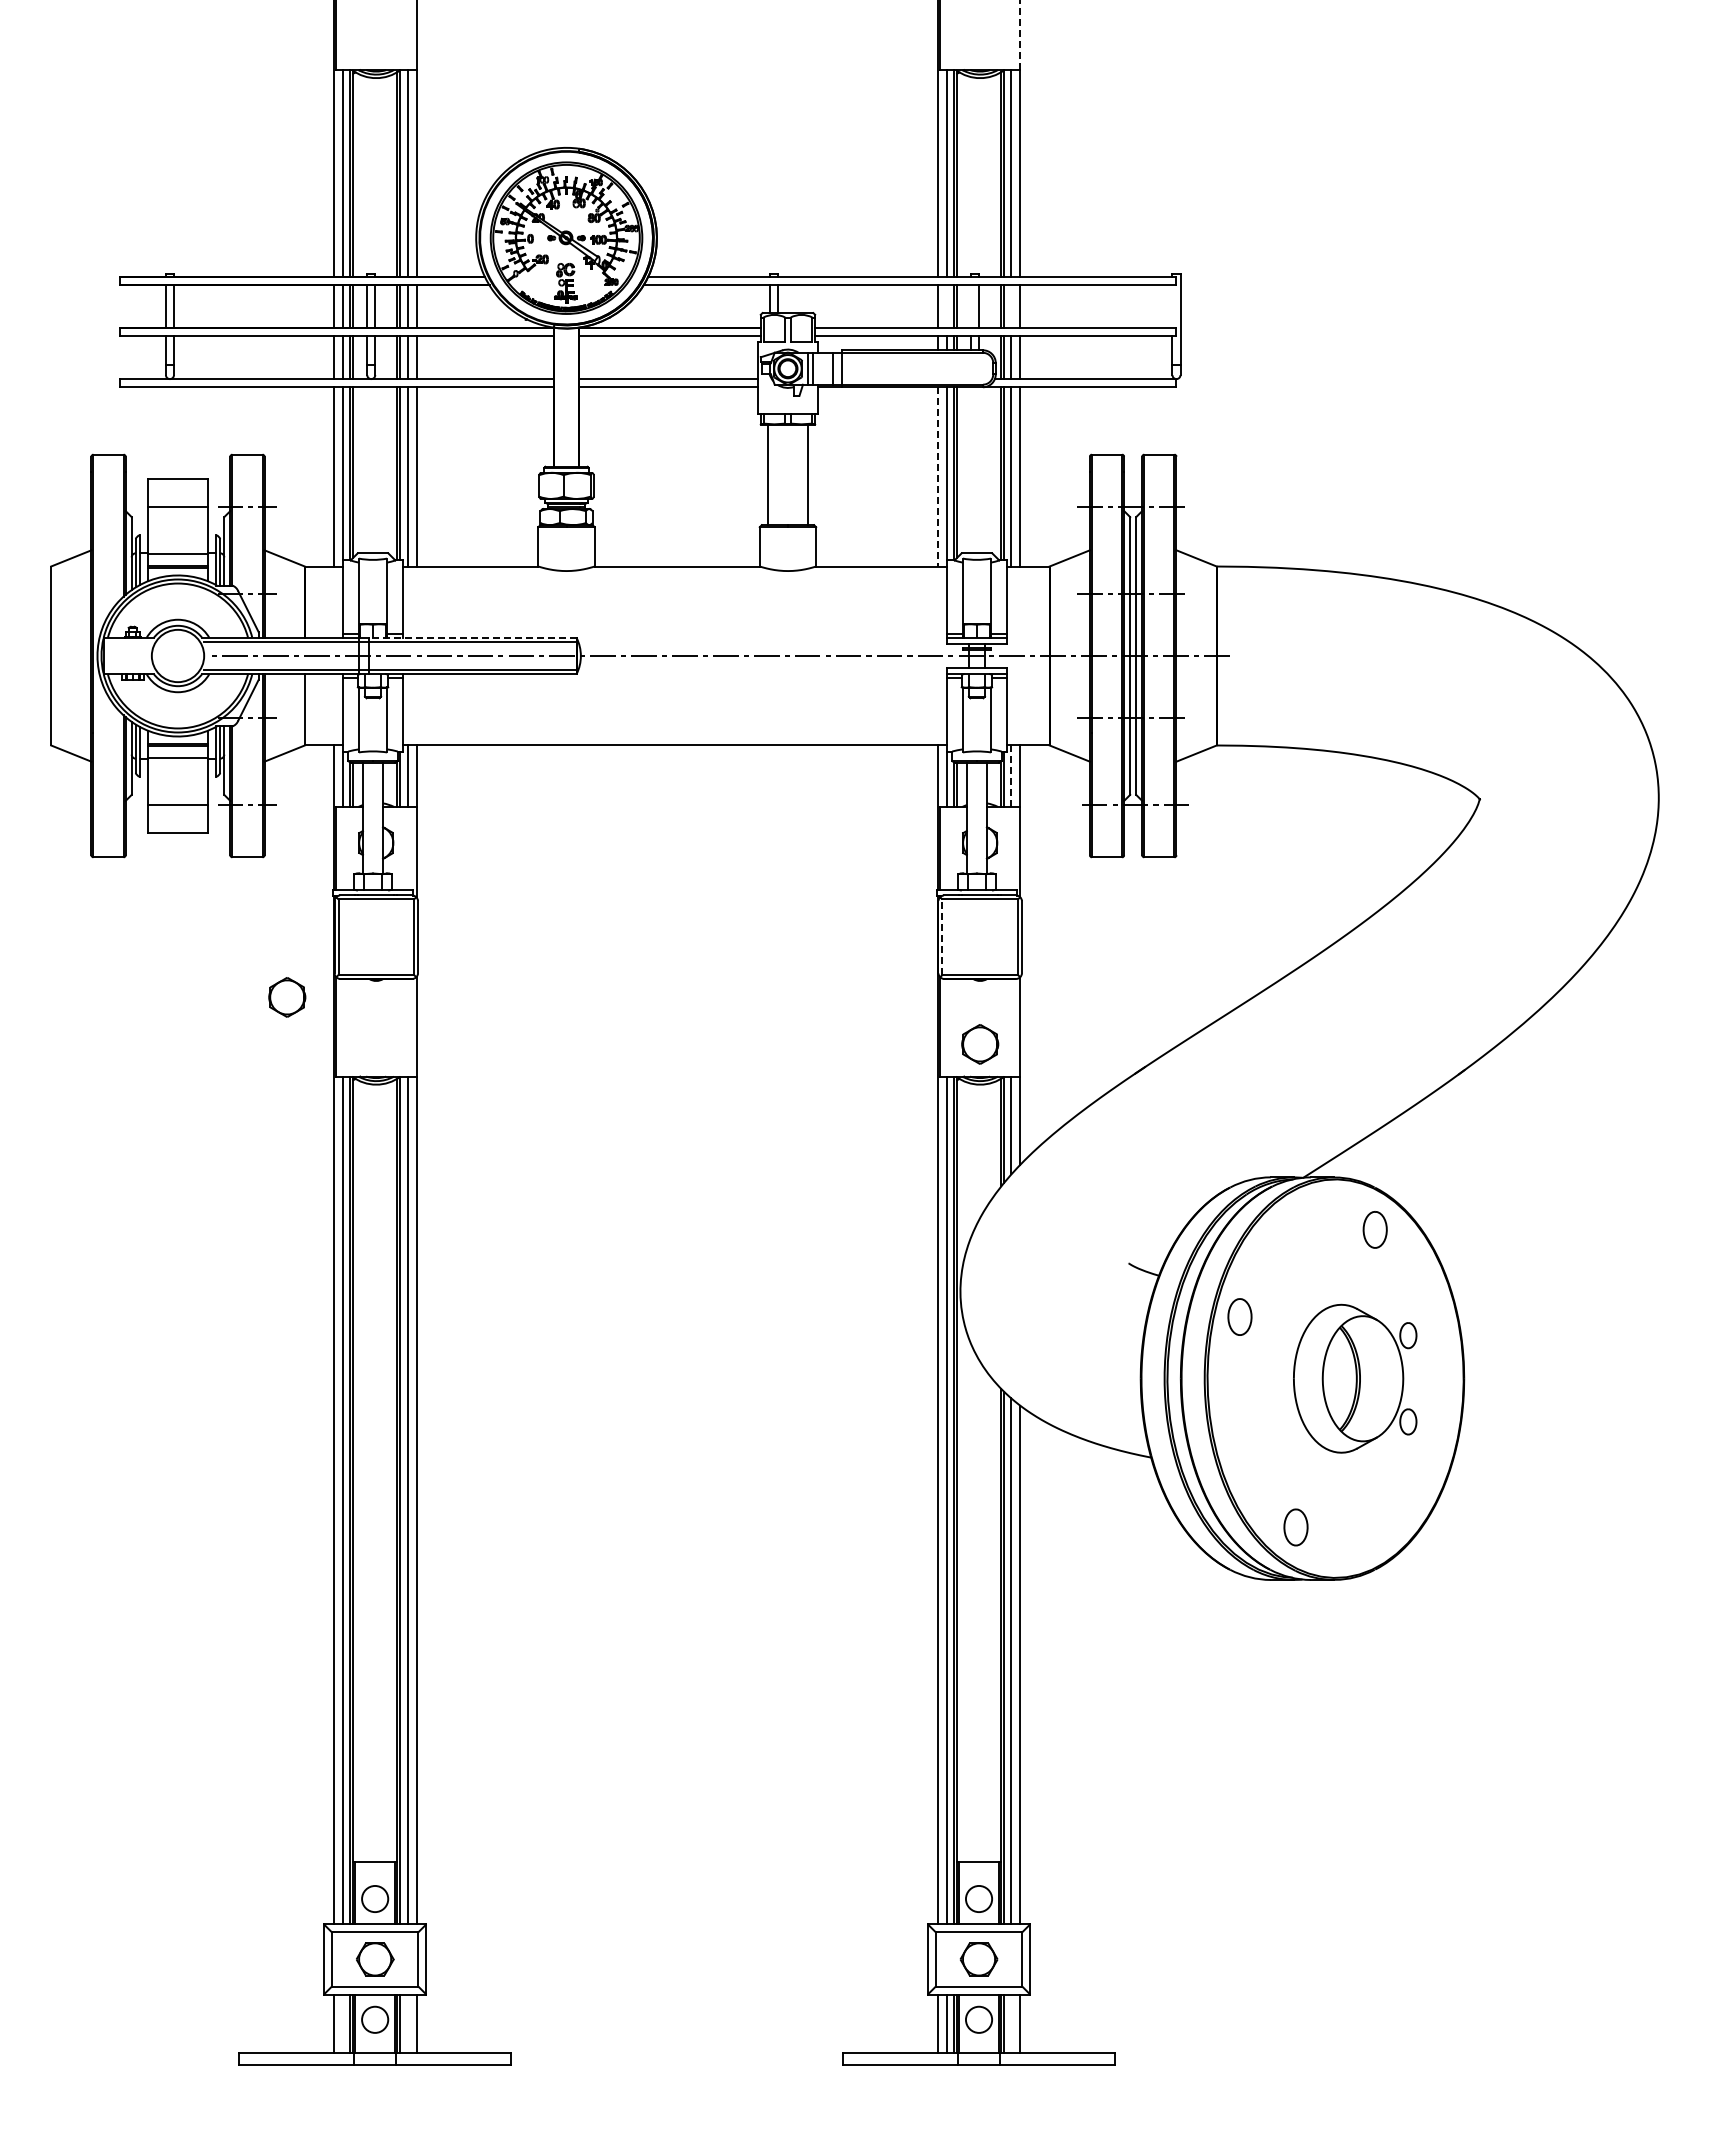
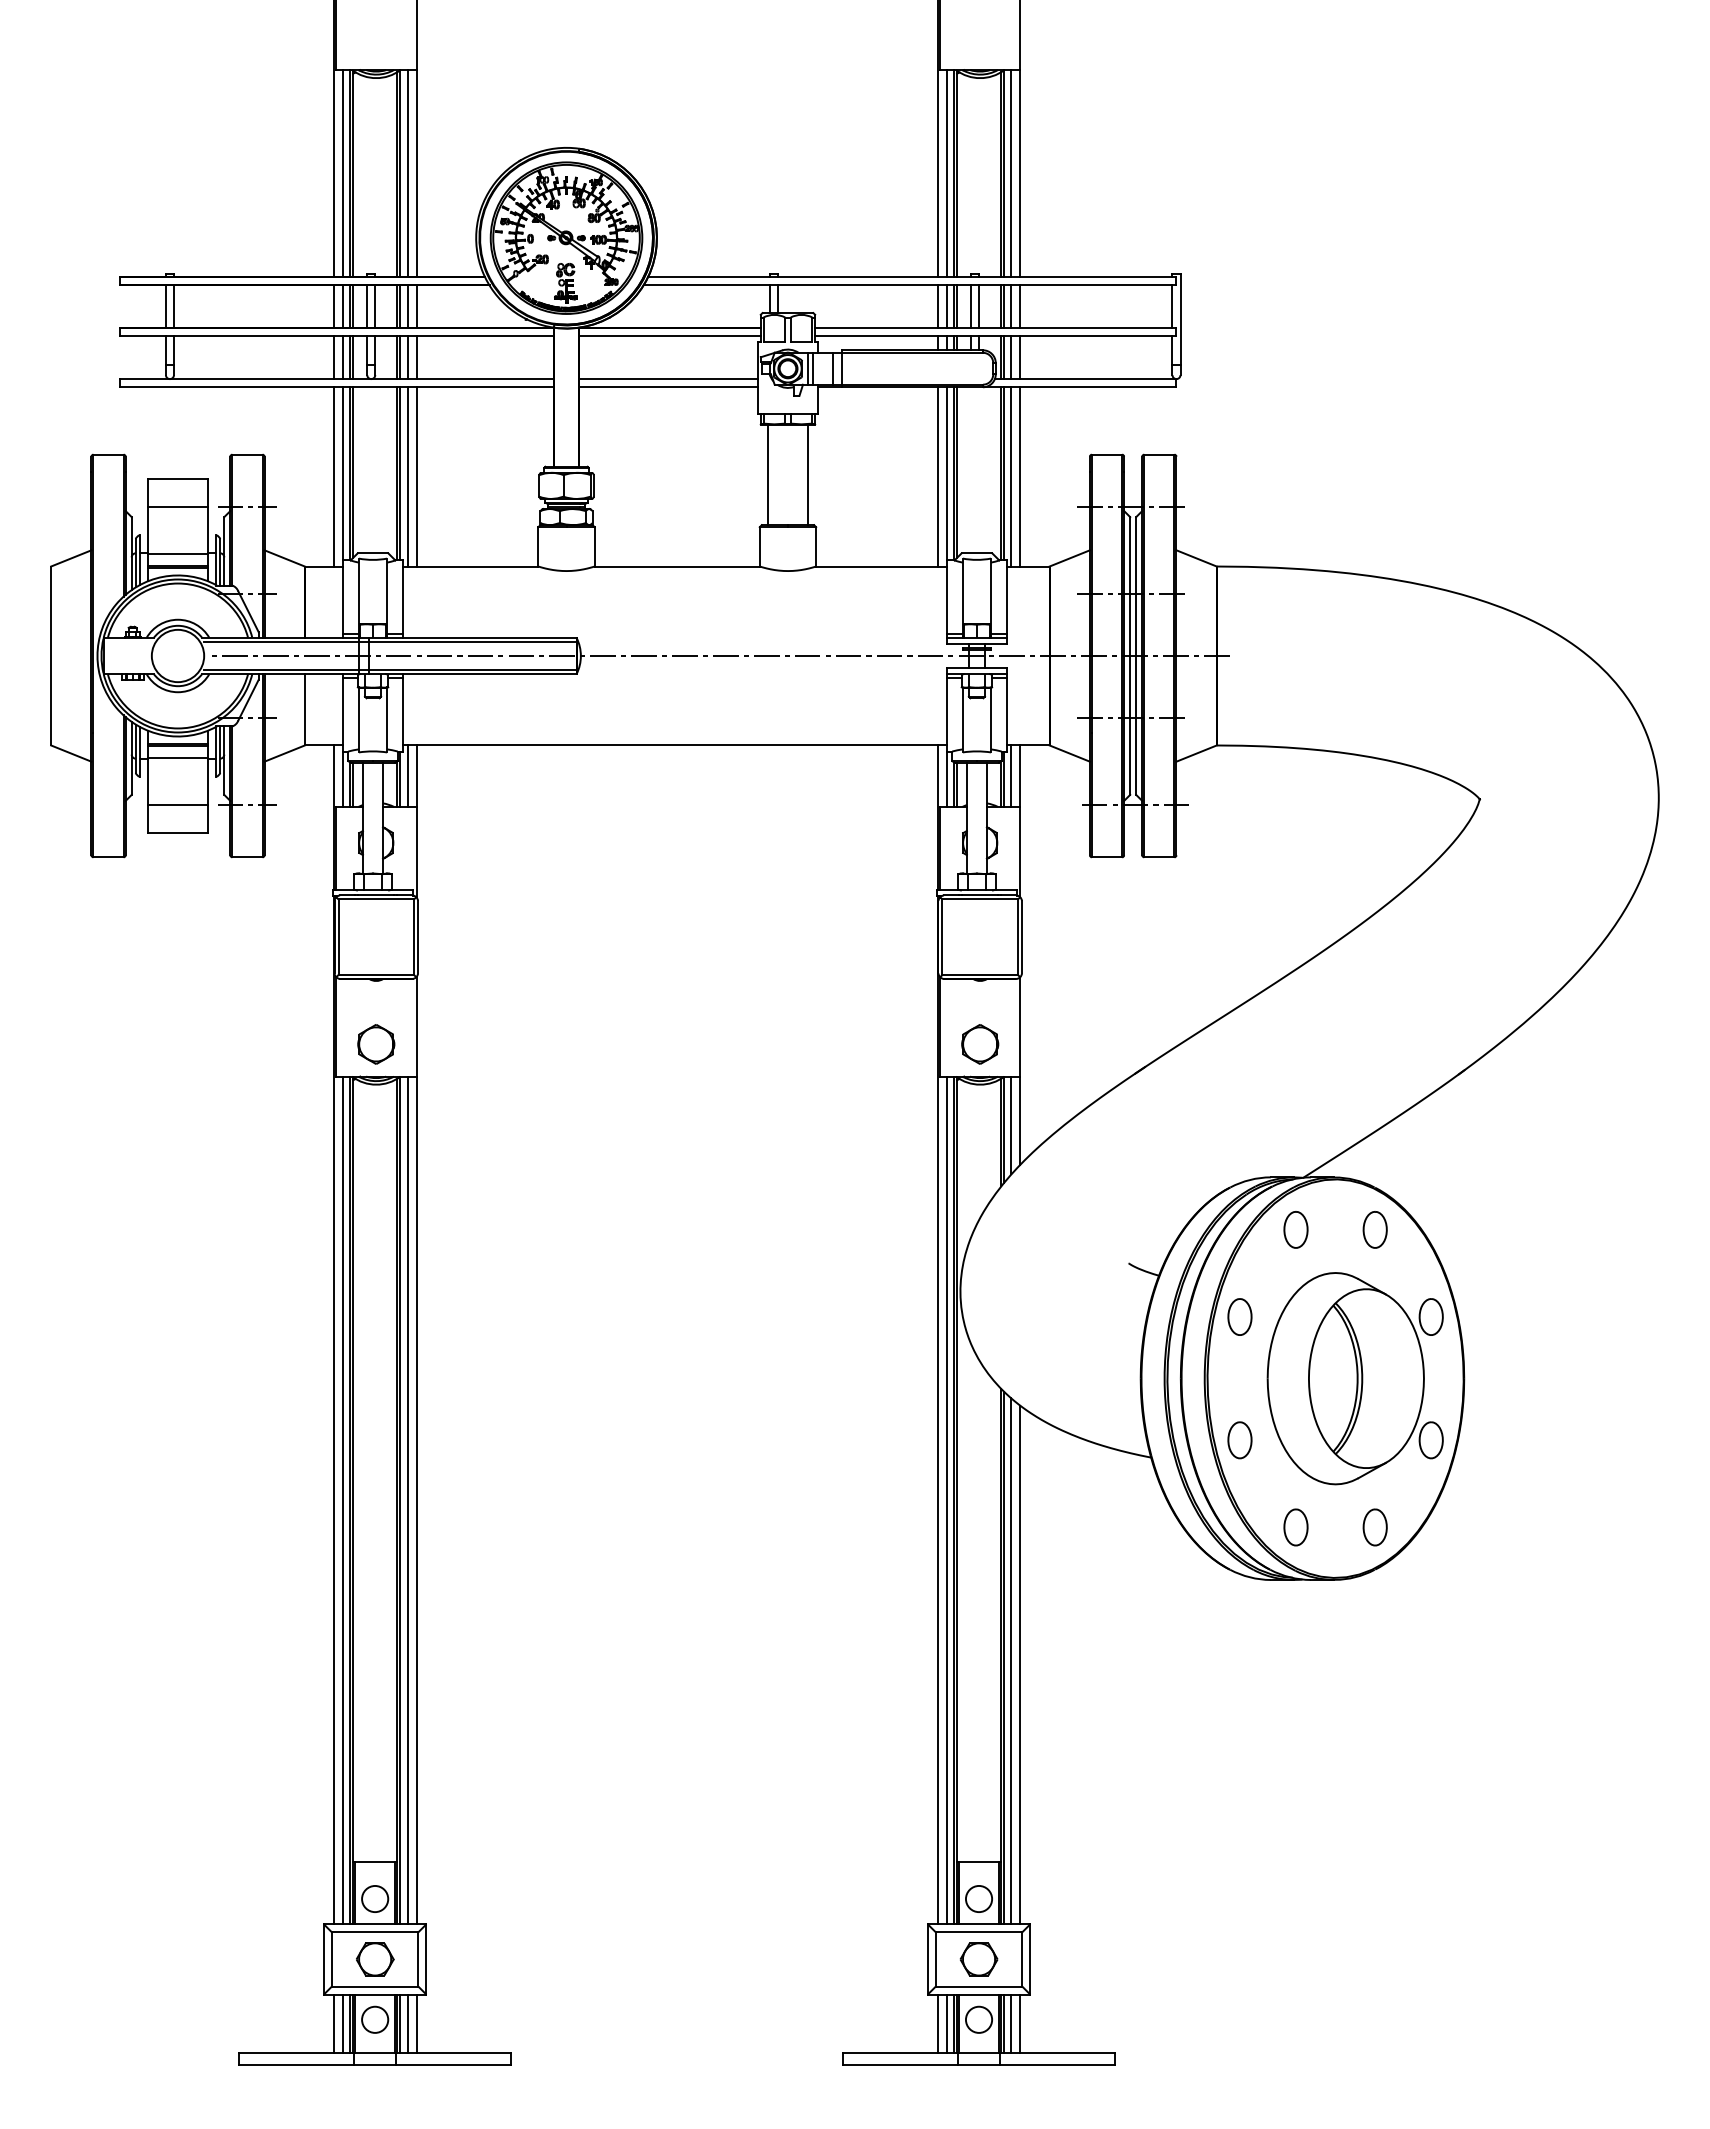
line: dashed -> solid (1020, 35)
line: none -> present (946, 306)
line: none -> present (971, 306)
line: none -> present (1011, 306)
line: none -> present (1172, 306)
line: dashed -> solid (937, 476)
line: dashed -> solid (472, 637)
line: dashed -> solid (1011, 776)
line: dashed -> solid (942, 937)
part position: (287, 997) -> (376, 1044) (376, 1044)
part: none -> present (1295, 1229)
part size: 125x151 px -> 178x214 px (1354, 1378)
part: none -> present (1239, 1440)
part: none -> present (1374, 1527)
line: none -> present (343, 2023)
line: none -> present (407, 2023)
line: none -> present (1011, 2023)
